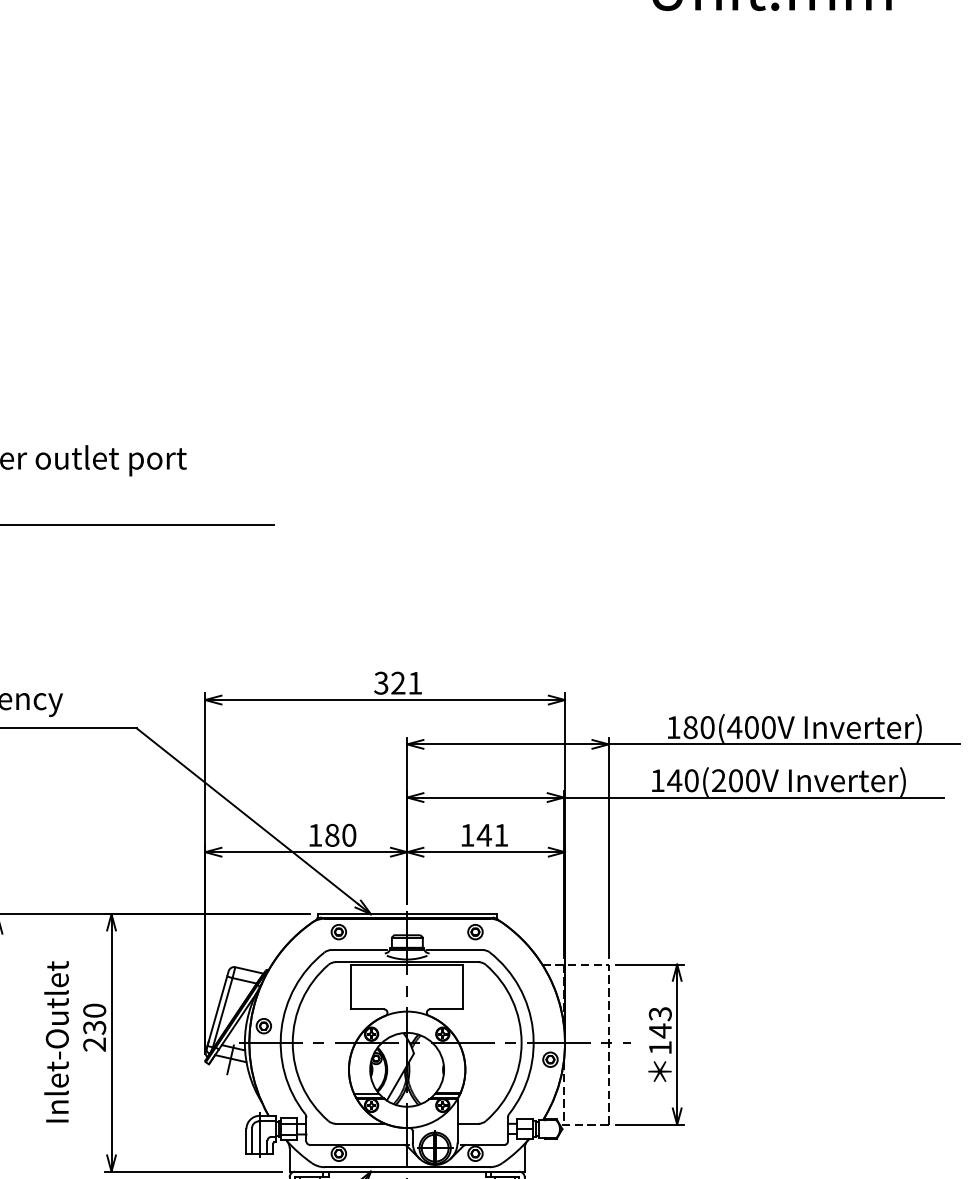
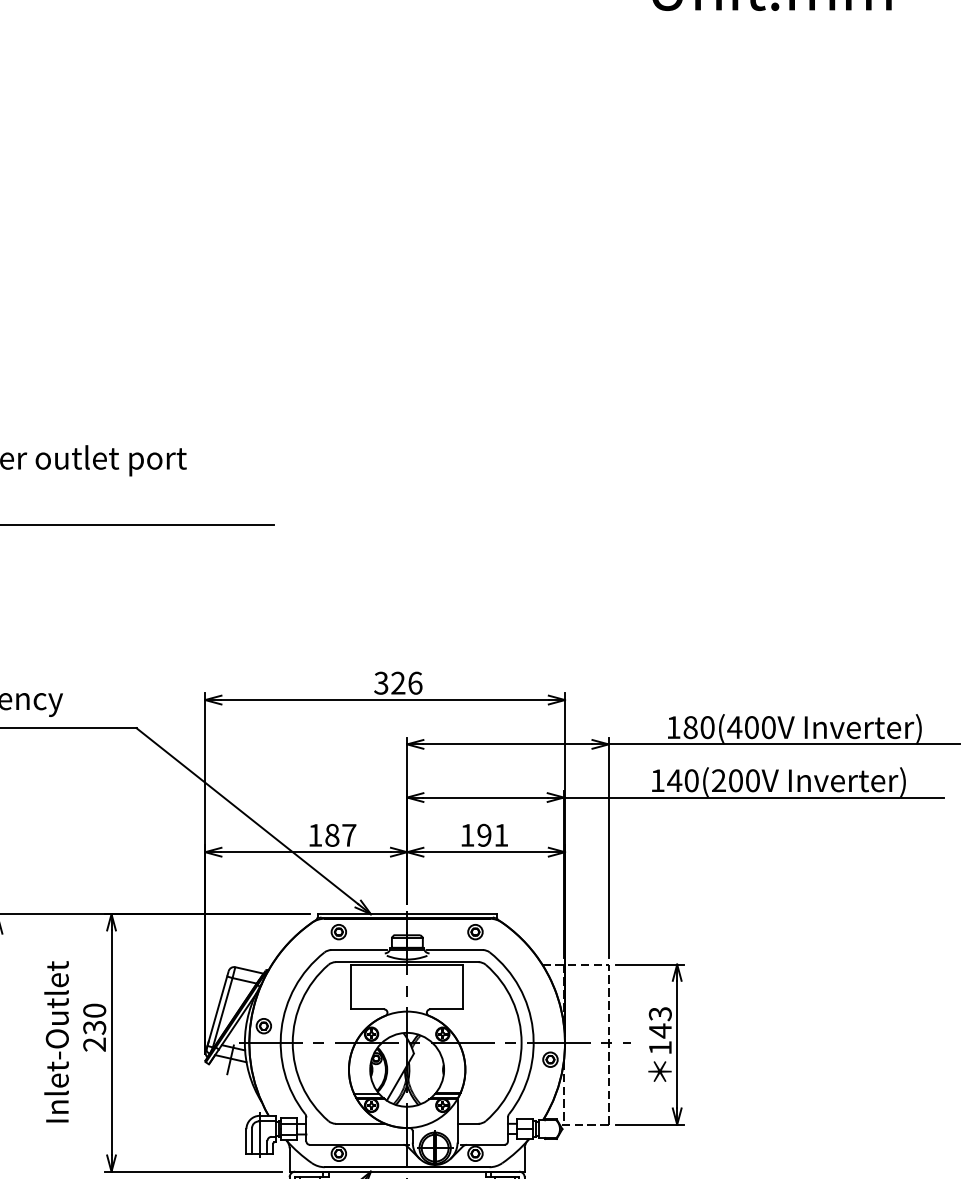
text: 321 -> 326 (415, 682)
text: 180 -> 187 (349, 834)
text: 141 -> 191 (483, 834)
